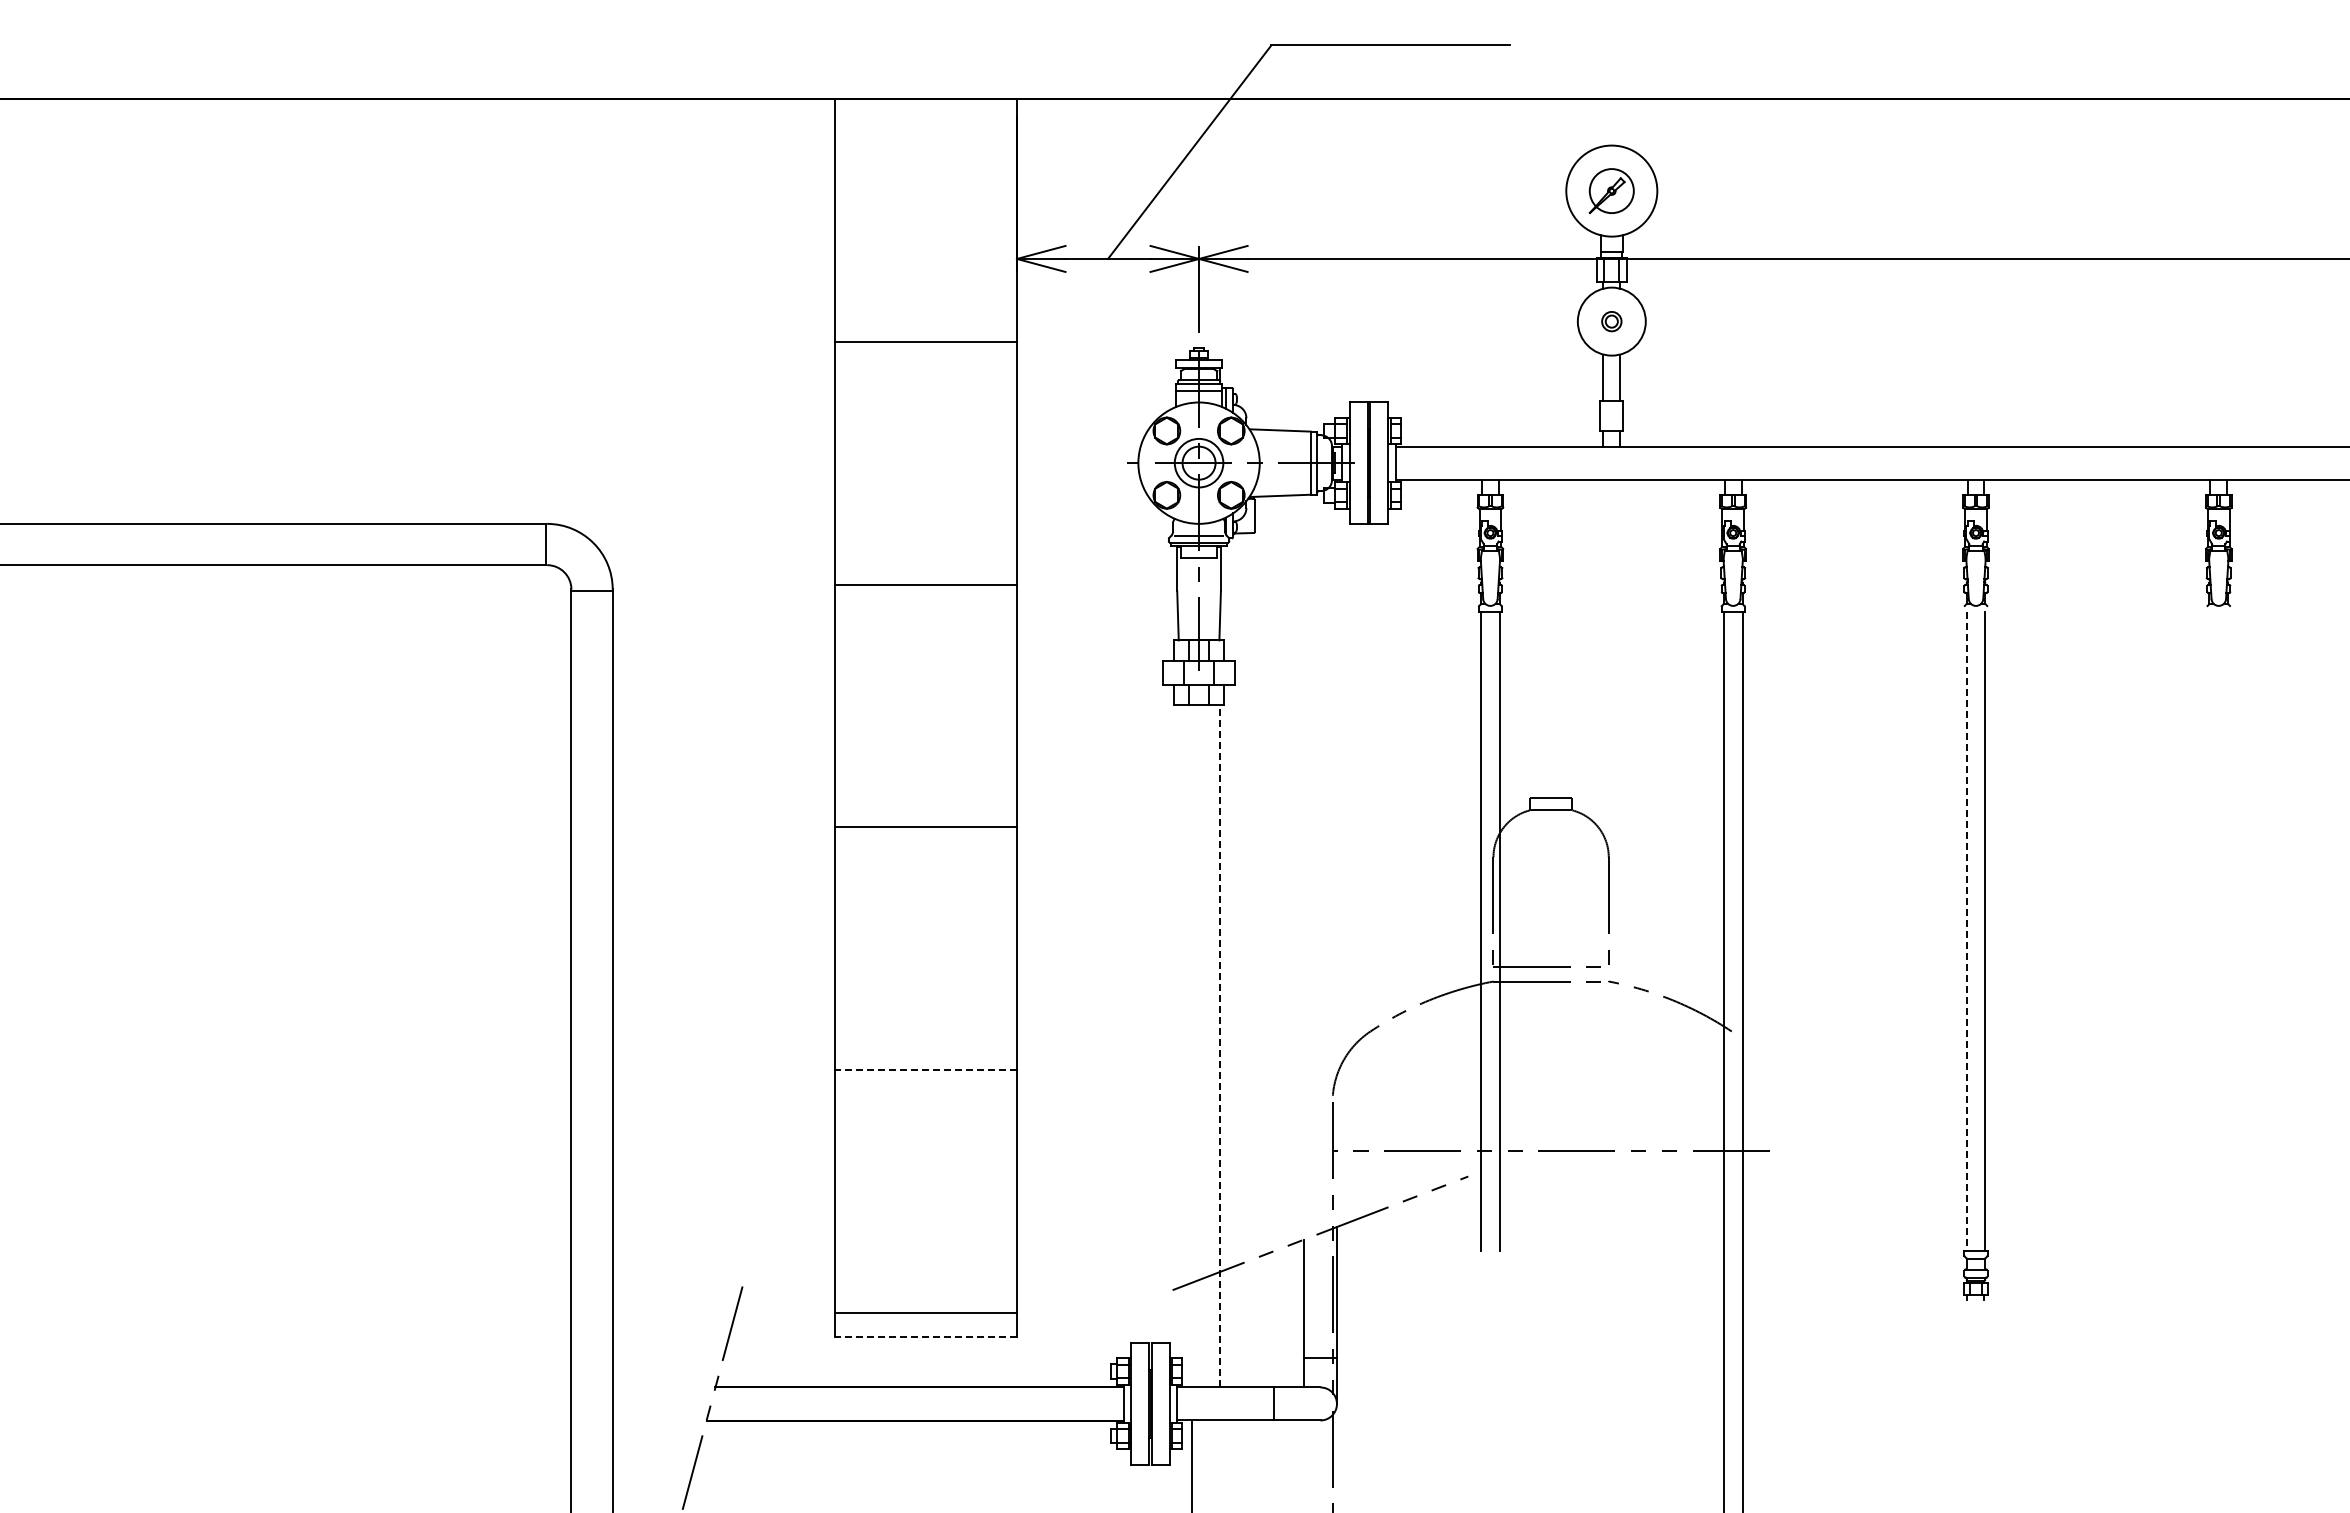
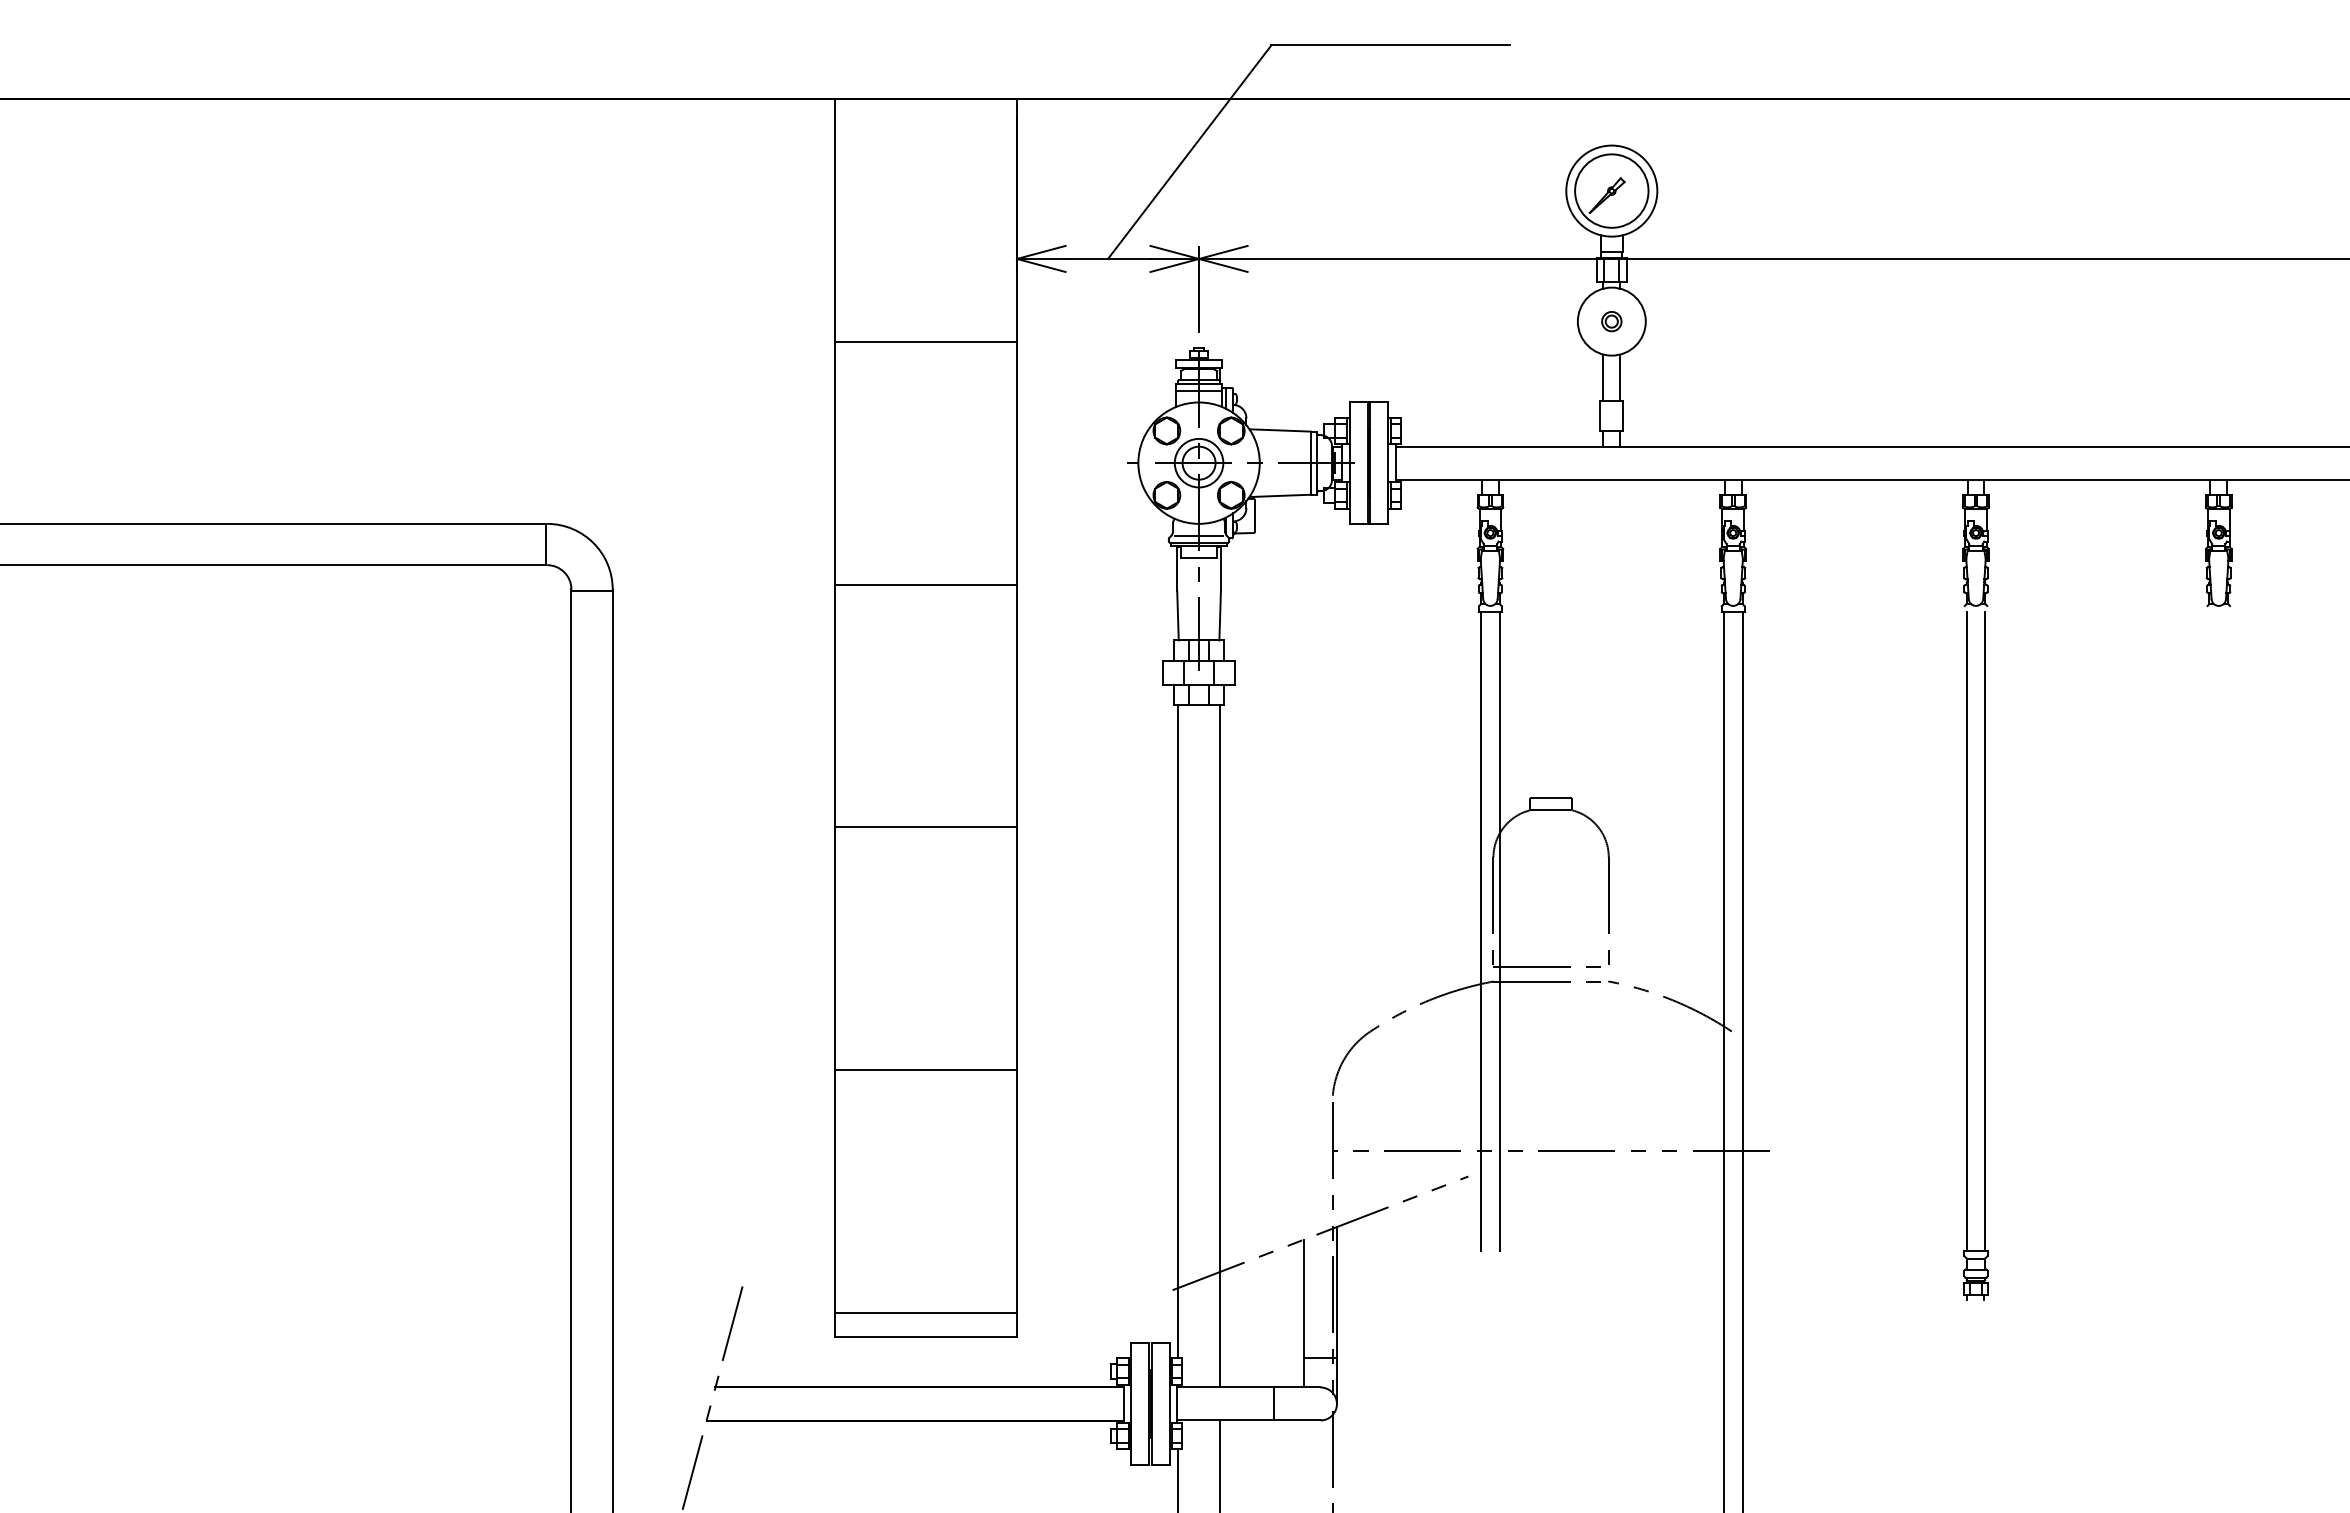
circle diameter: 44 px -> 73 px (1611, 190)
line: dashed -> solid (1966, 931)
line: none -> present (1178, 1031)
line: dashed -> solid (1219, 1045)
line: dashed -> solid (925, 1070)
line: dashed -> solid (925, 1337)
line position: (1191, 1464) -> (1219, 1464) (1219, 1464)
line: none -> present (1178, 1479)
